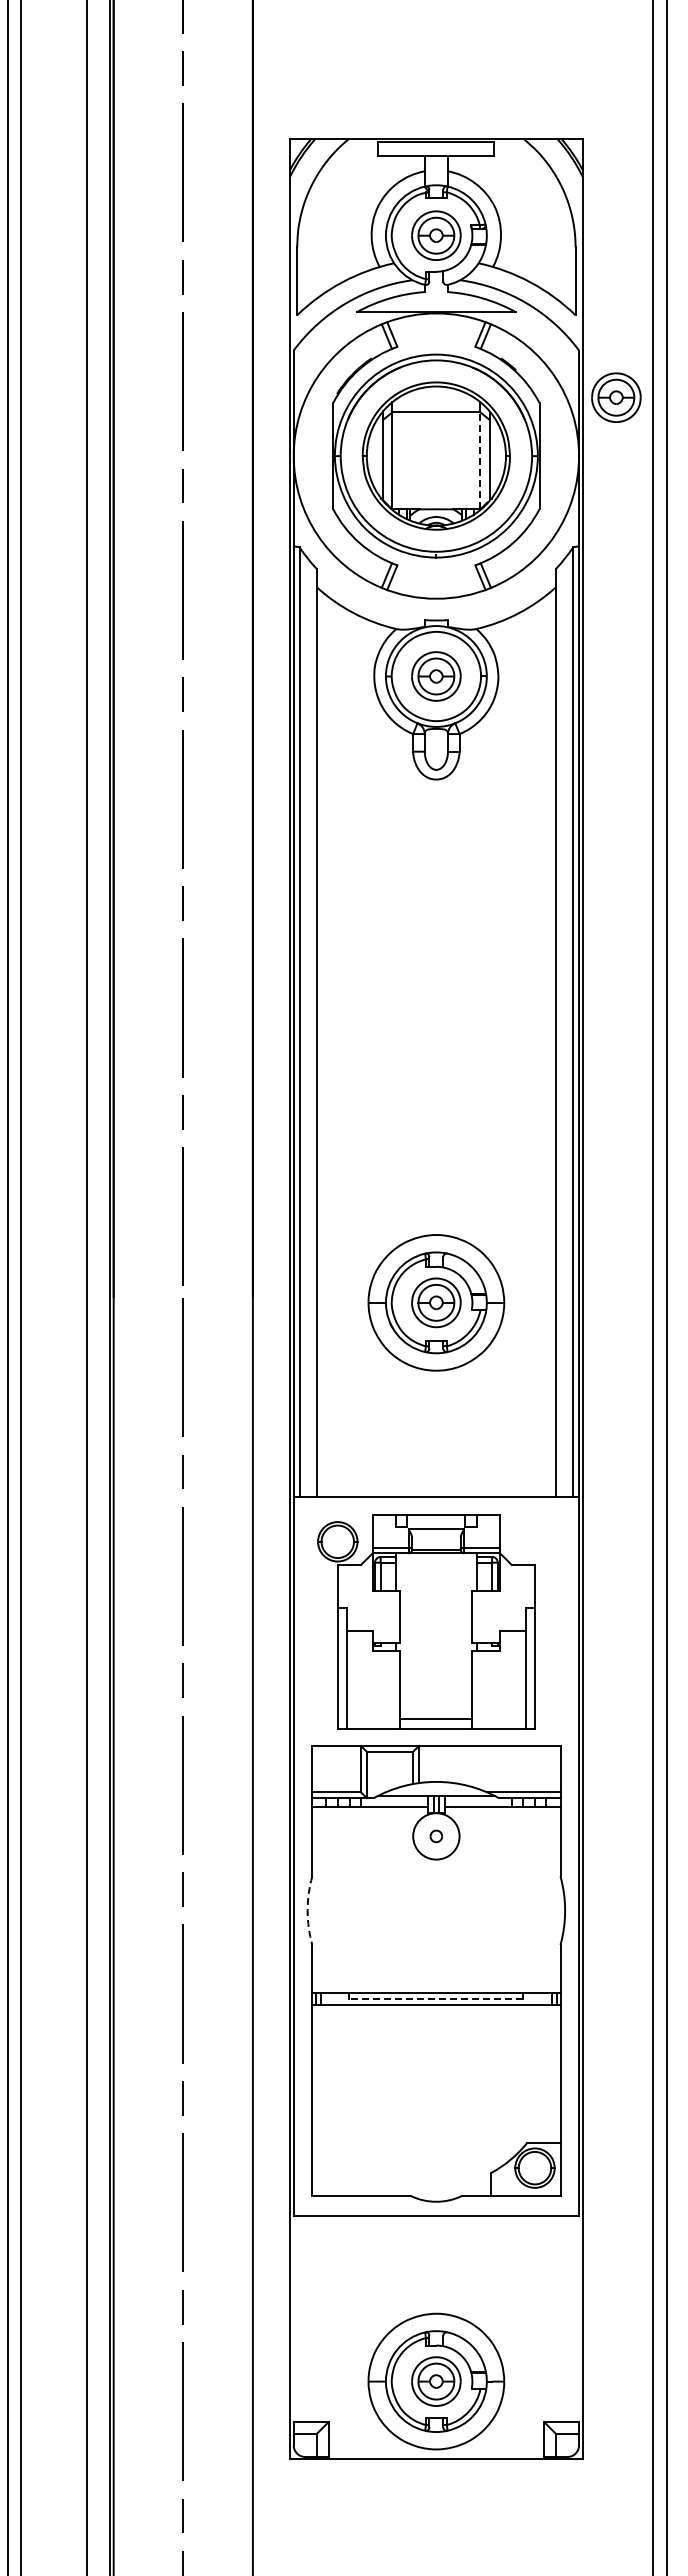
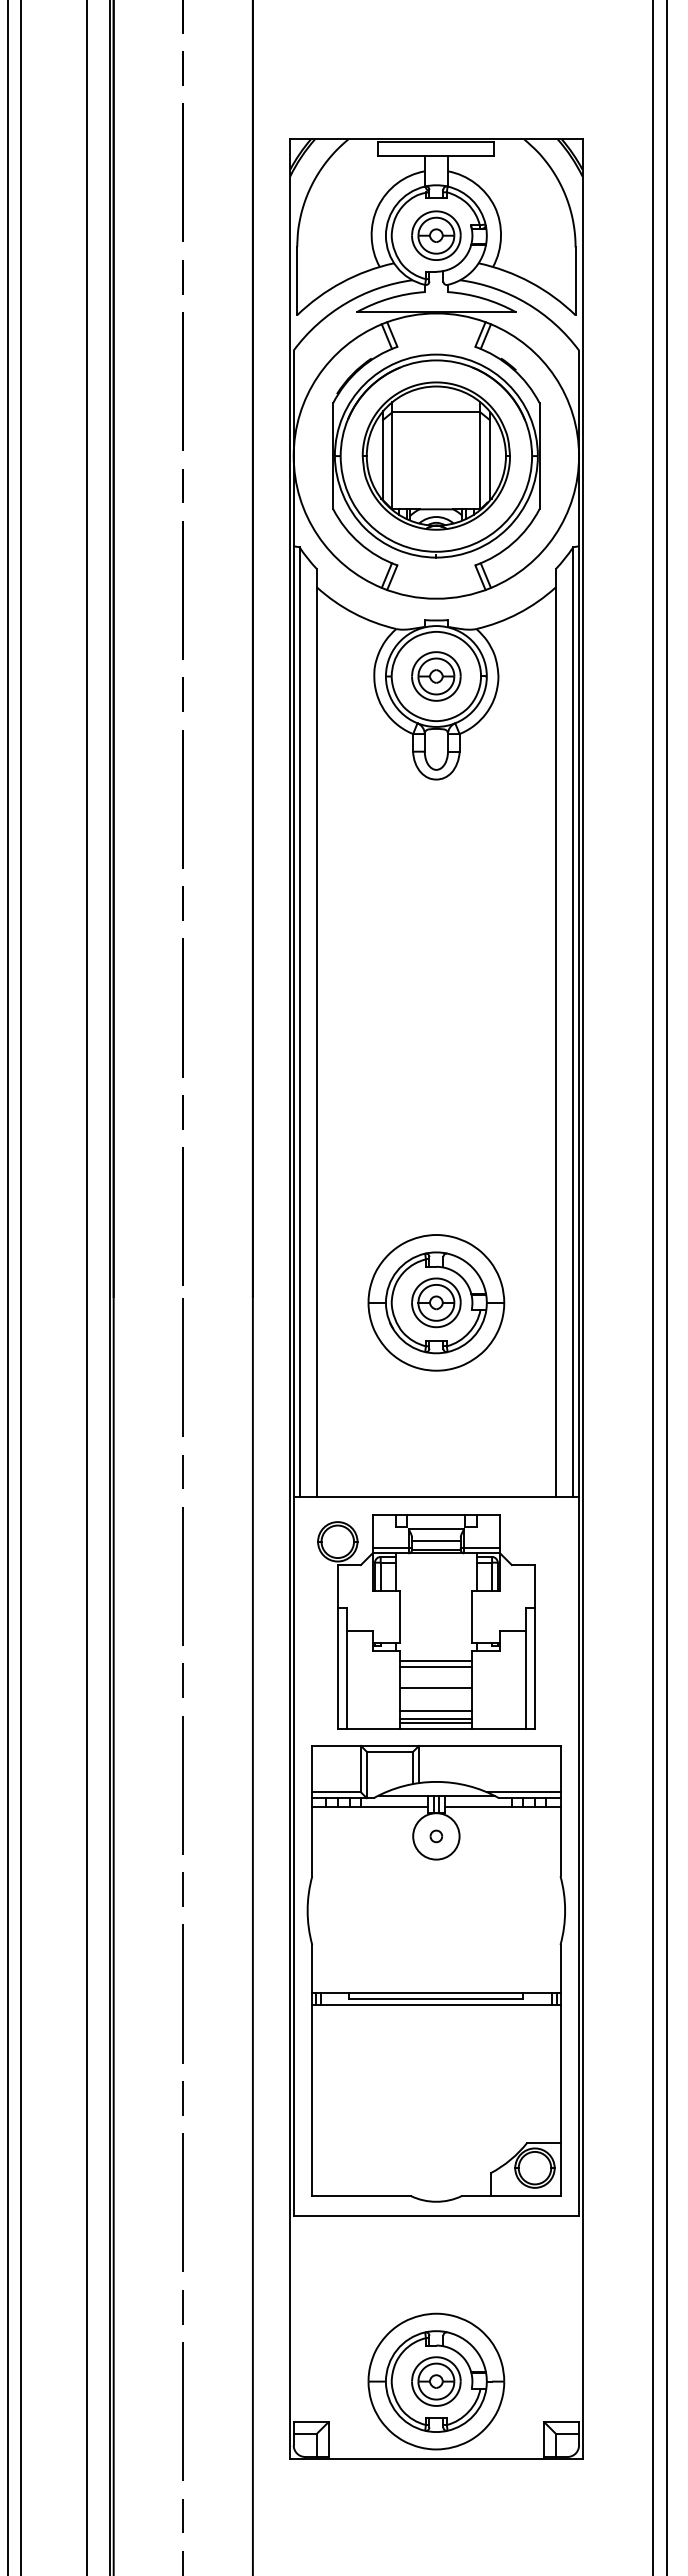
part: present -> none (616, 397)
line: dashed -> solid (480, 460)
line: none -> present (436, 1540)
line: none -> present (436, 1661)
line: none -> present (436, 1667)
line: none -> present (436, 1687)
line: none -> present (436, 1711)
line: none -> present (436, 1722)
arc: dashed -> solid (307, 1910)
line: dashed -> solid (436, 1998)
